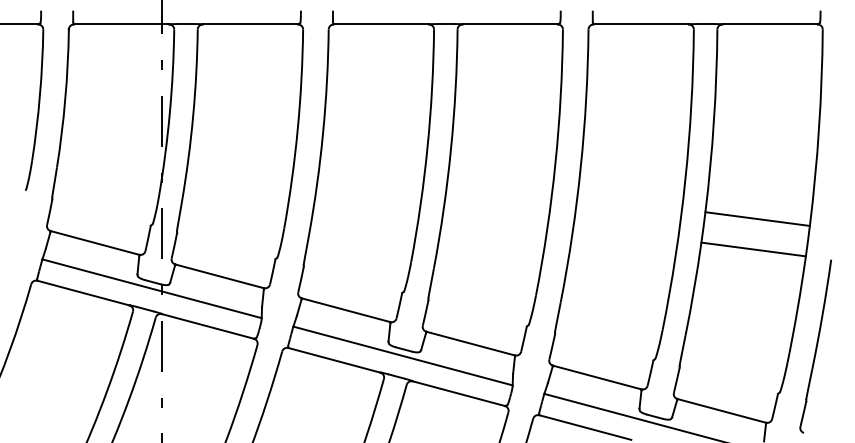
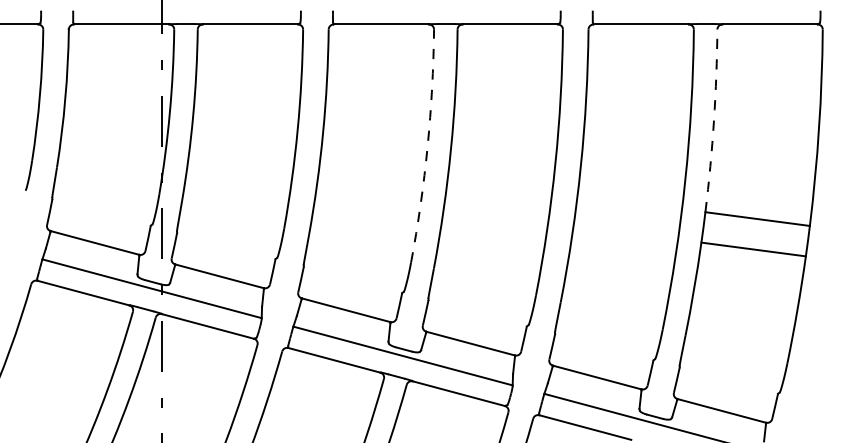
arc: solid -> dashed (713, 121)
arc: solid -> dashed (427, 146)
part: present -> none (815, 346)
